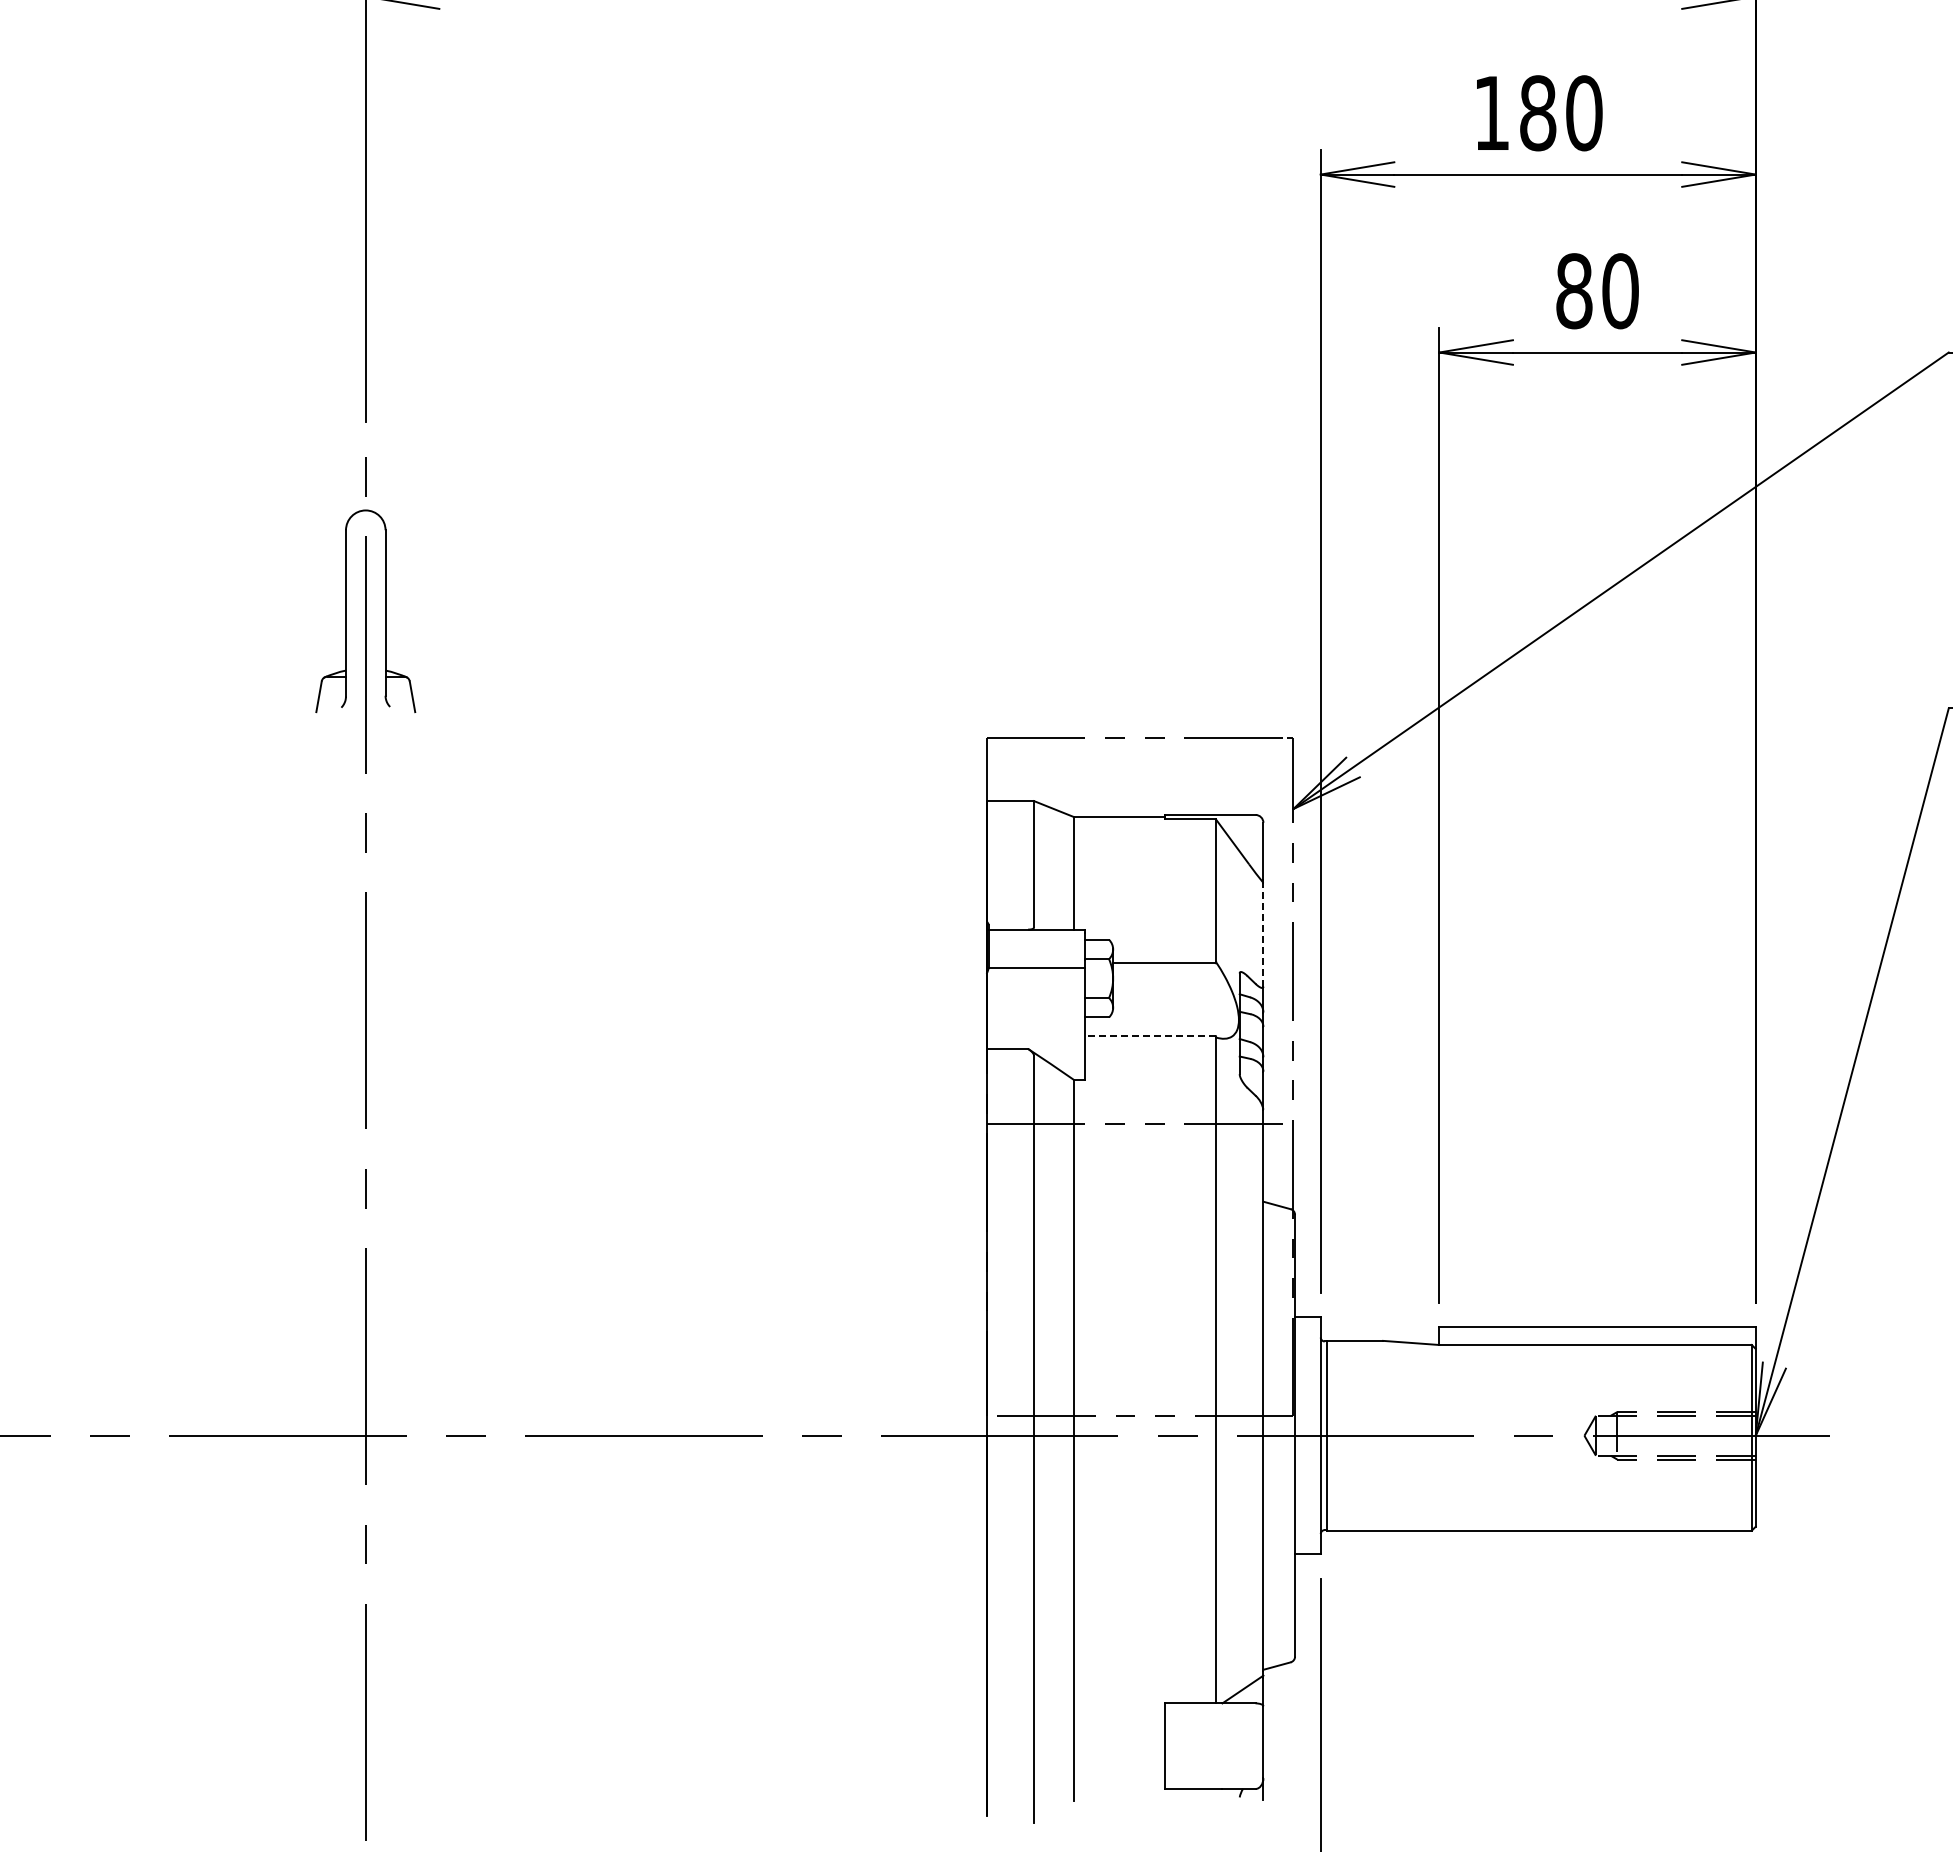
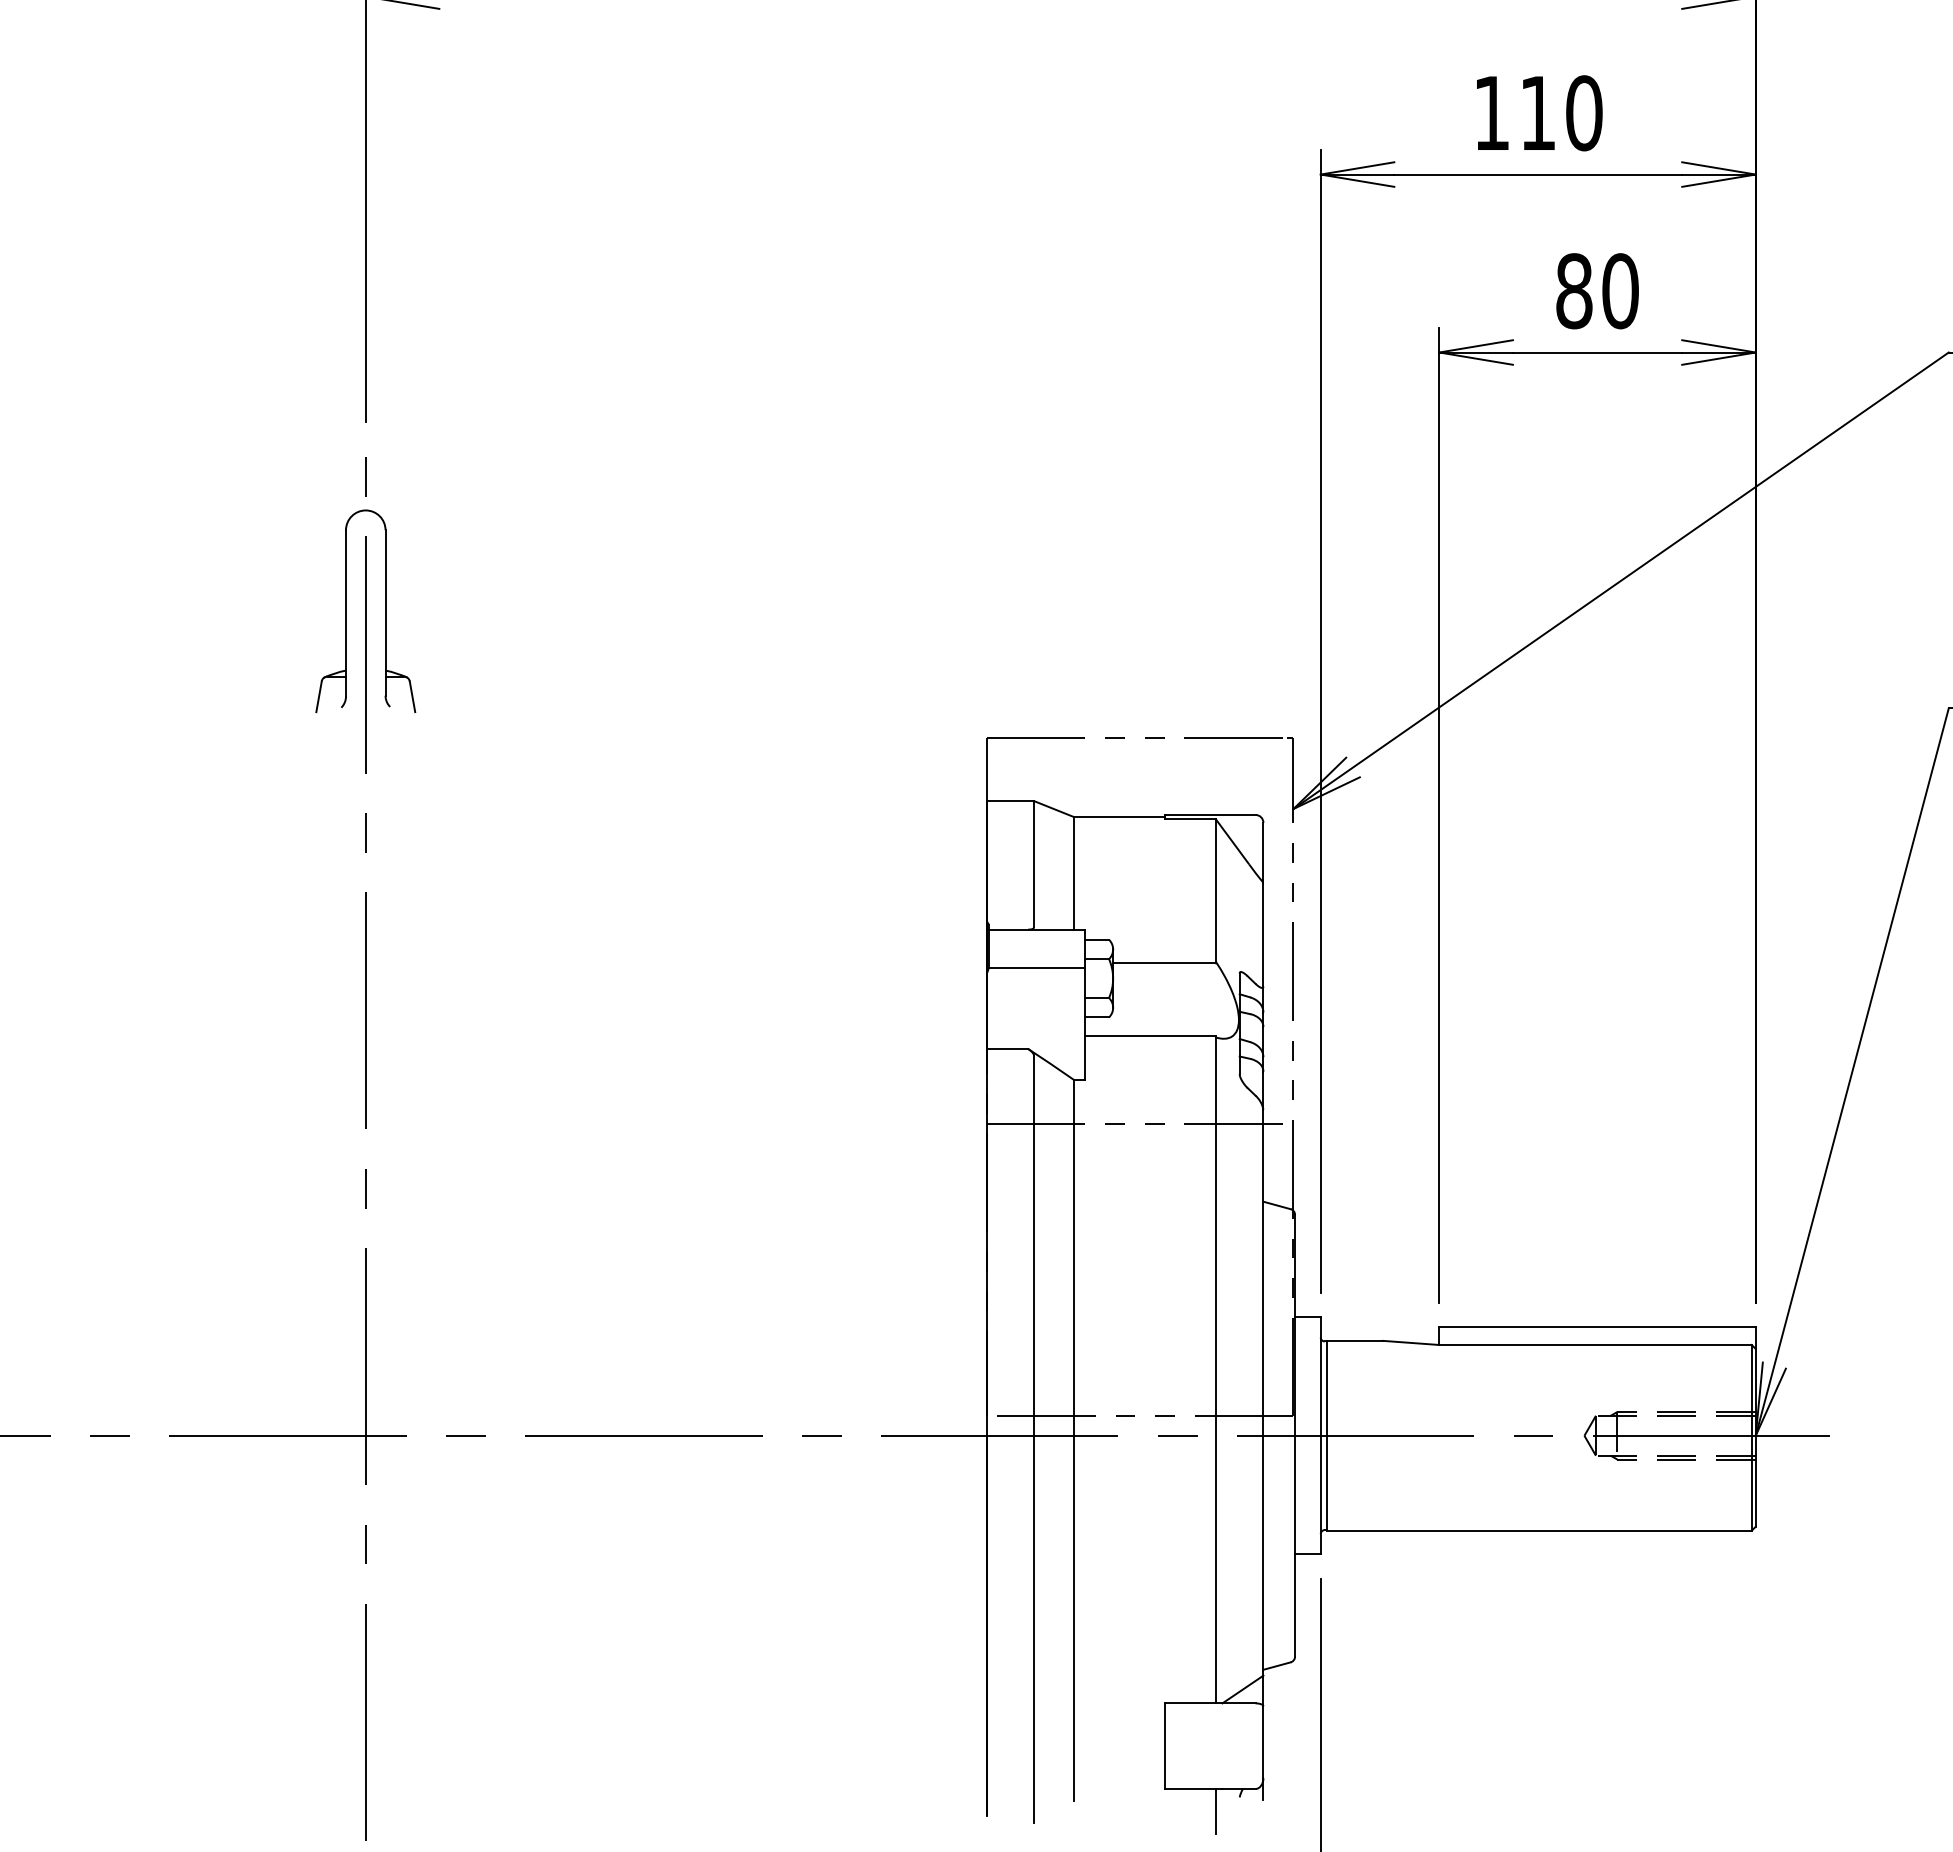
text: 180 -> 110 (1538, 113)
line: dashed -> solid (1263, 934)
line: dashed -> solid (1150, 1036)
line: none -> present (1216, 1811)
